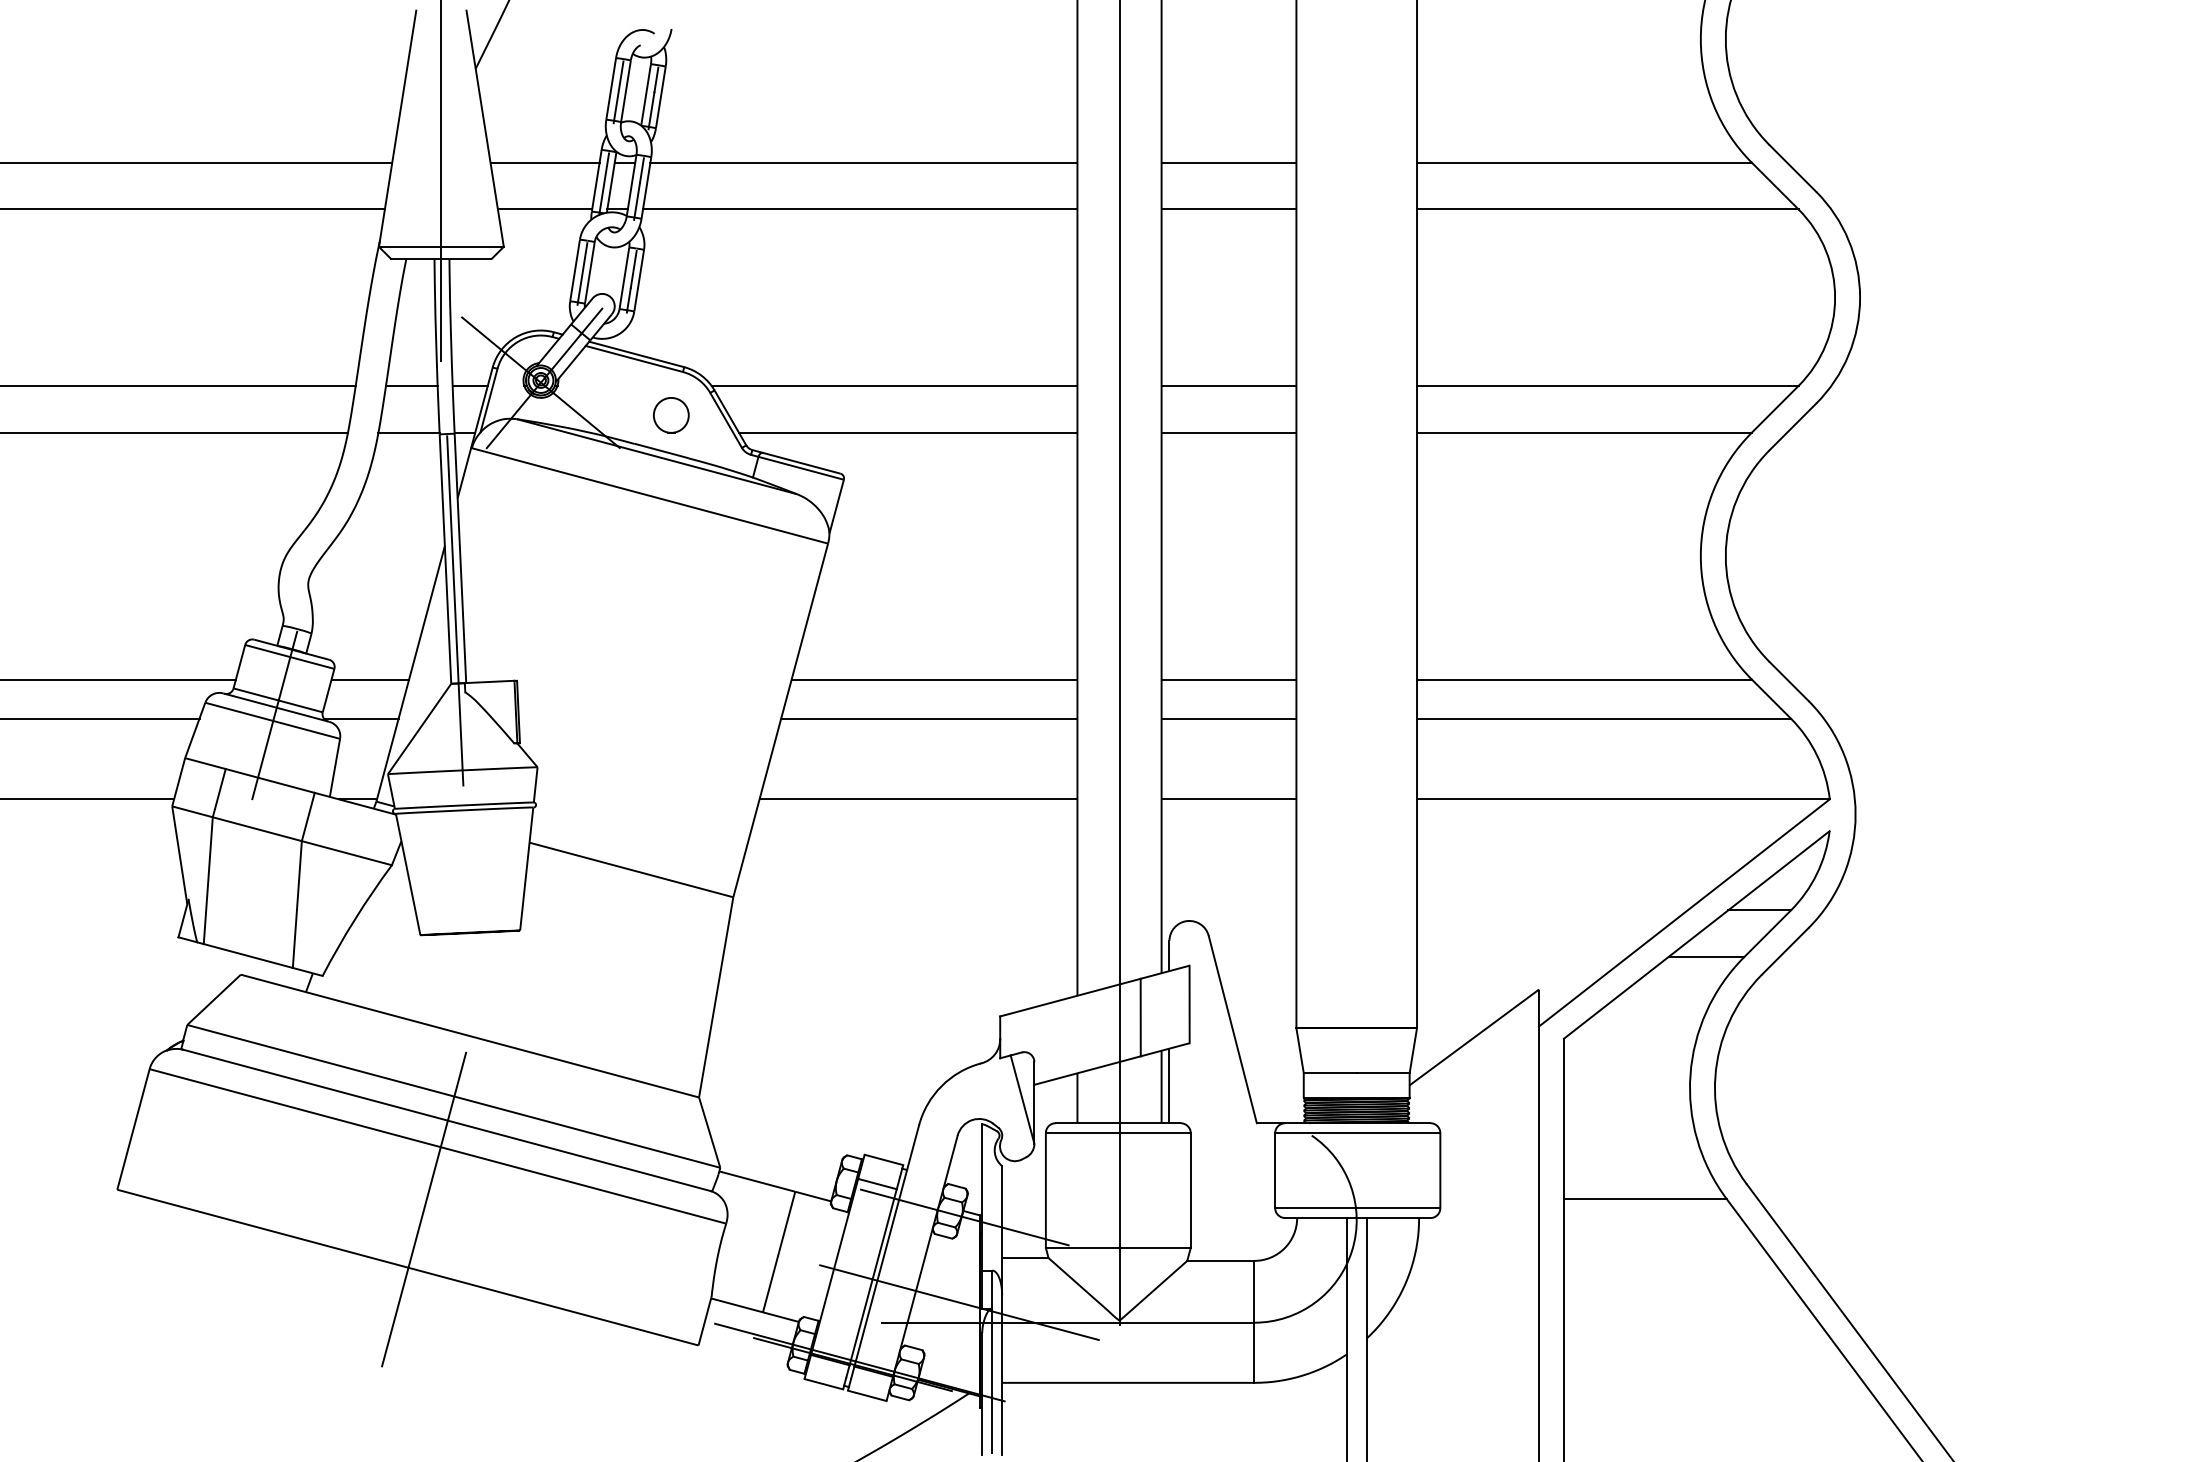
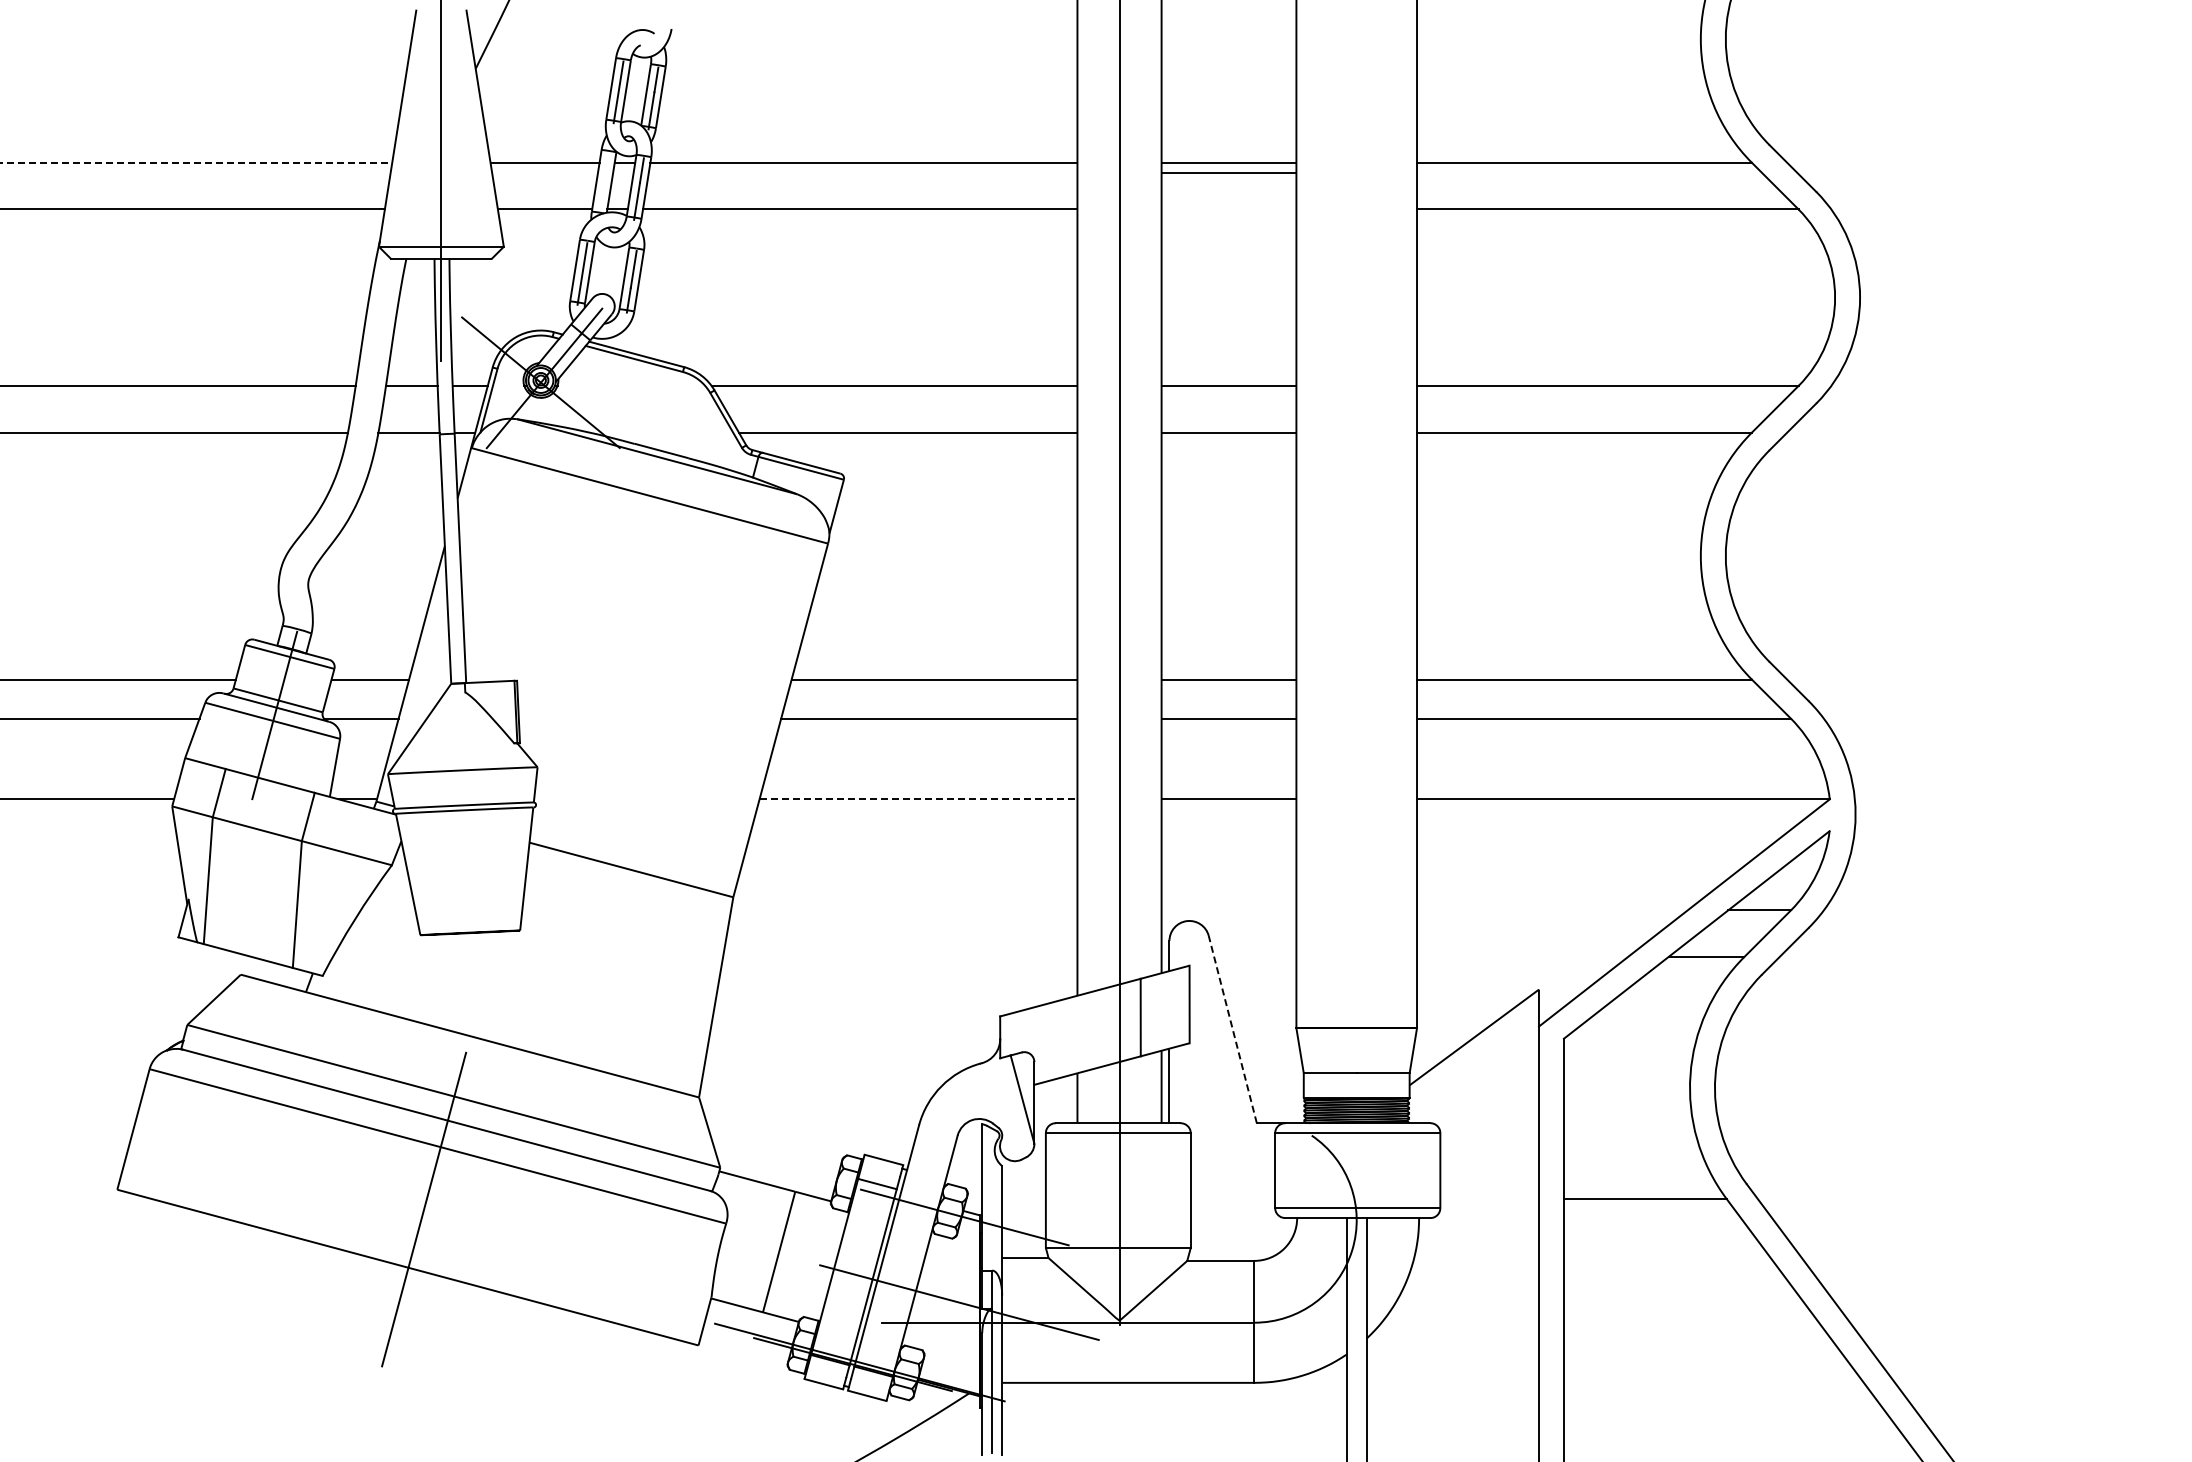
line: solid -> dashed (196, 162)
line: present -> none (604, 184)
line position: (1228, 209) -> (1228, 173) (1228, 173)
circle: present -> none (671, 415)
line: present -> none (455, 610)
line: solid -> dashed (918, 799)
line: solid -> dashed (1232, 1029)
